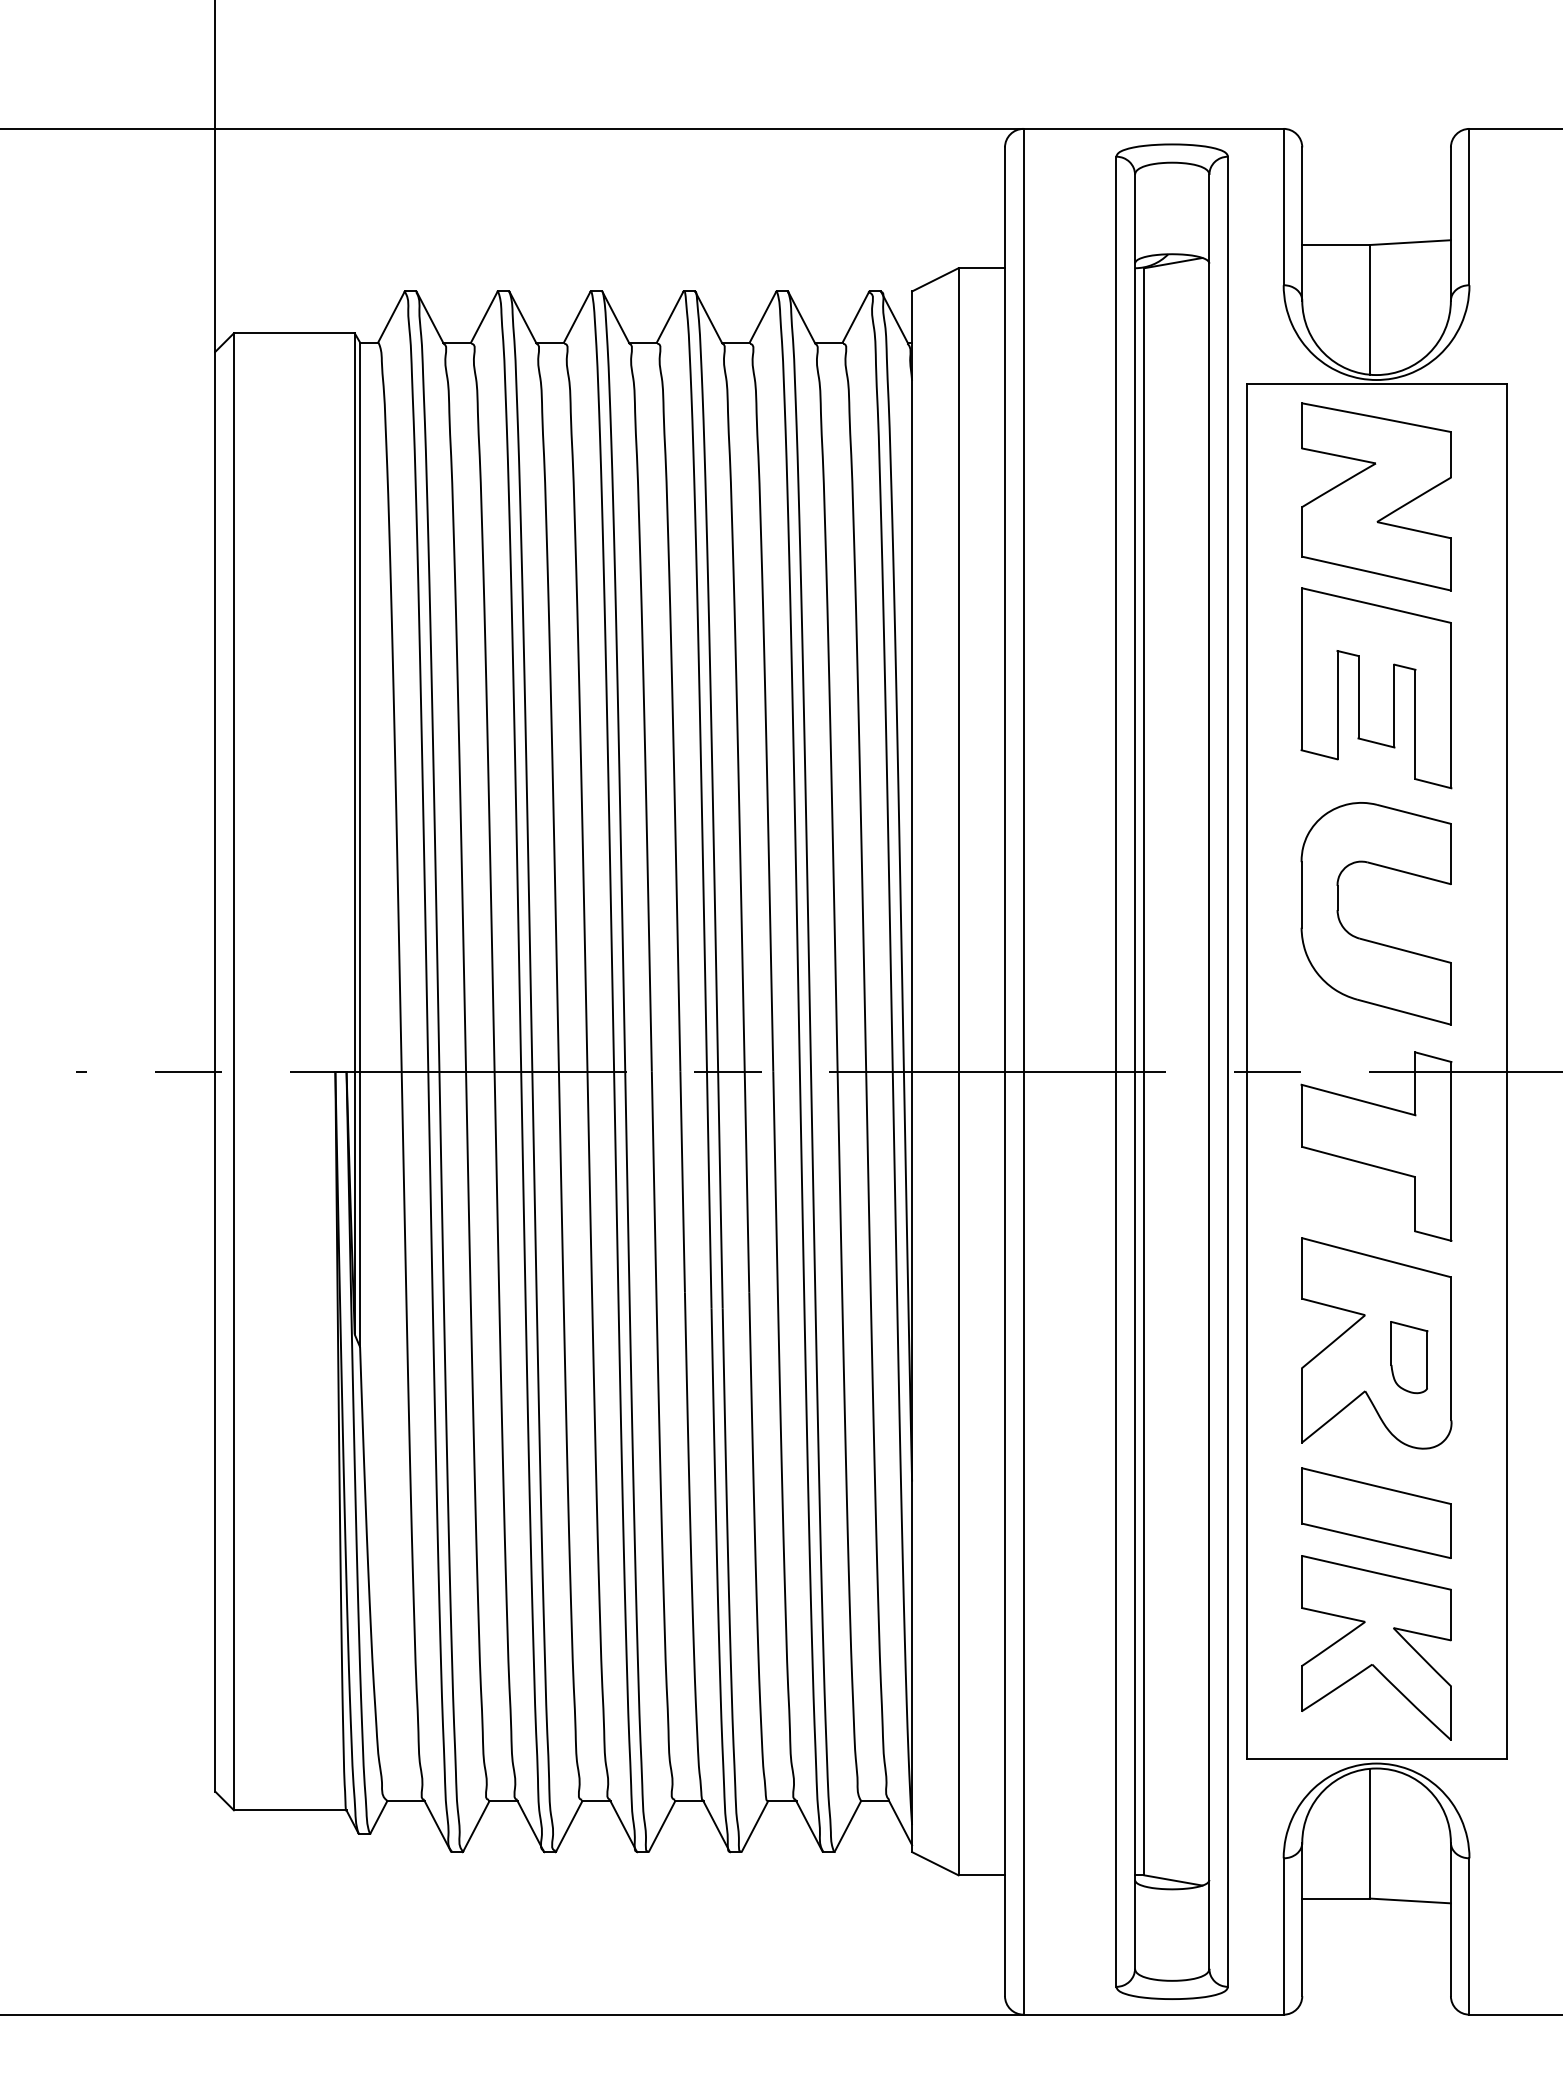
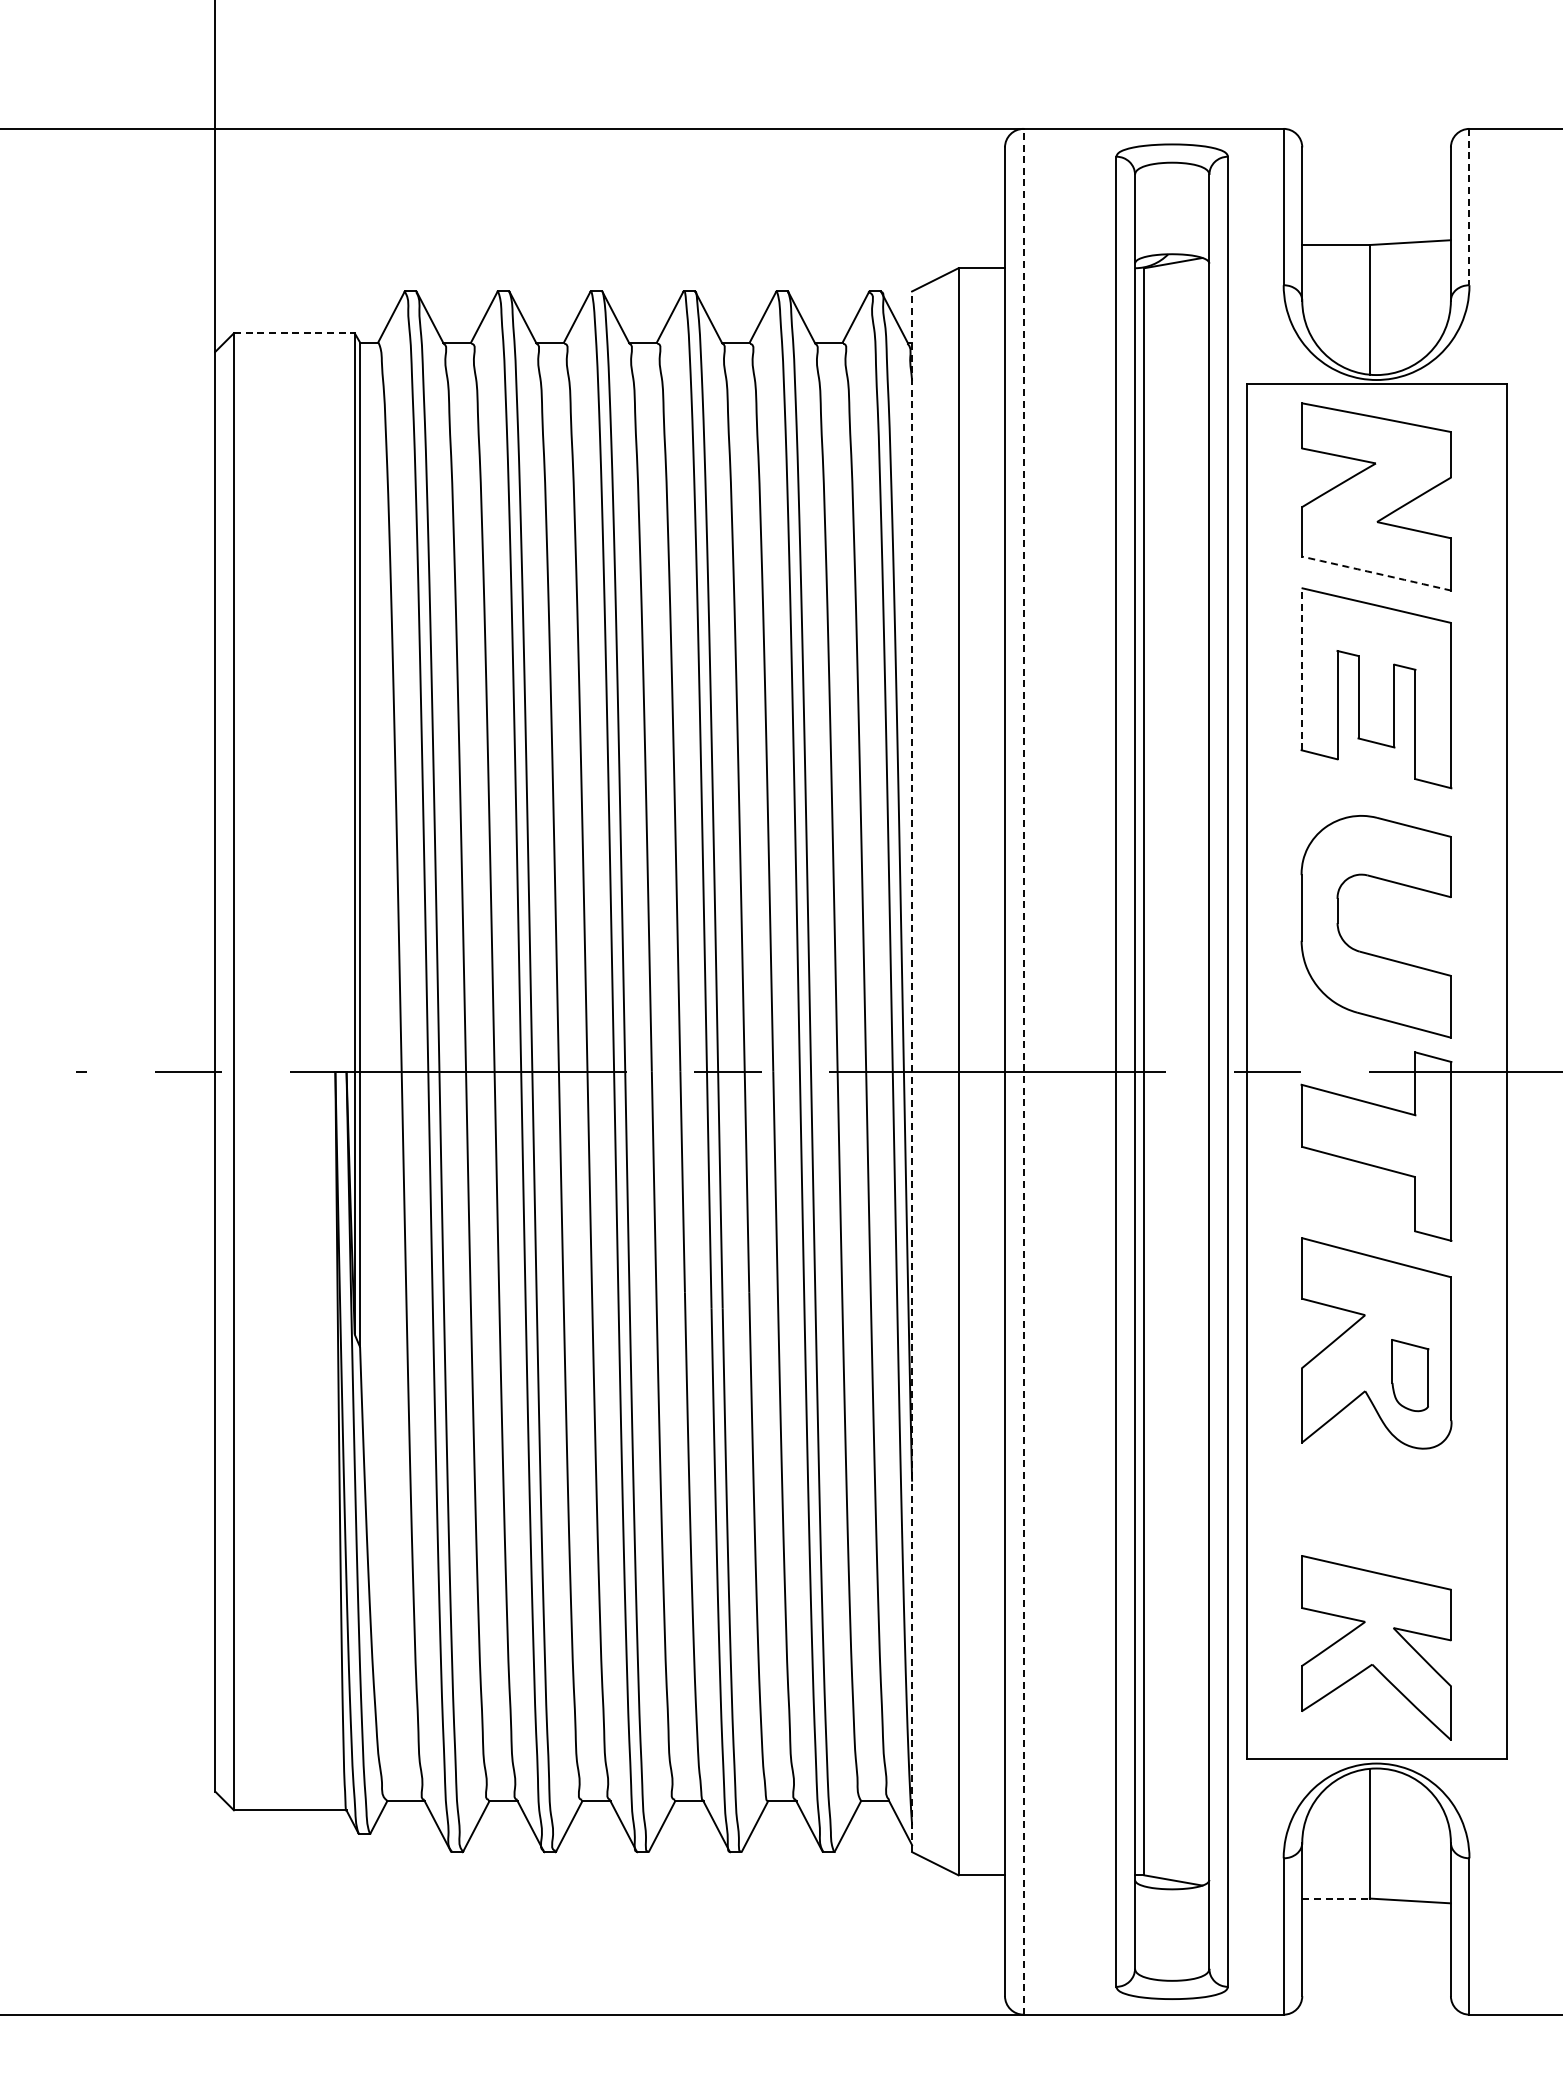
line: solid -> dashed (1469, 207)
line: solid -> dashed (294, 333)
arc: solid -> dashed (1376, 573)
line: solid -> dashed (1301, 668)
part position: (1367, 939) -> (1367, 952) (1367, 952)
line: solid -> dashed (912, 1071)
line: solid -> dashed (1023, 1071)
part position: (1409, 1357) -> (1410, 1375) (1410, 1375)
part: present -> none (1376, 1512)
line: solid -> dashed (1336, 1898)
